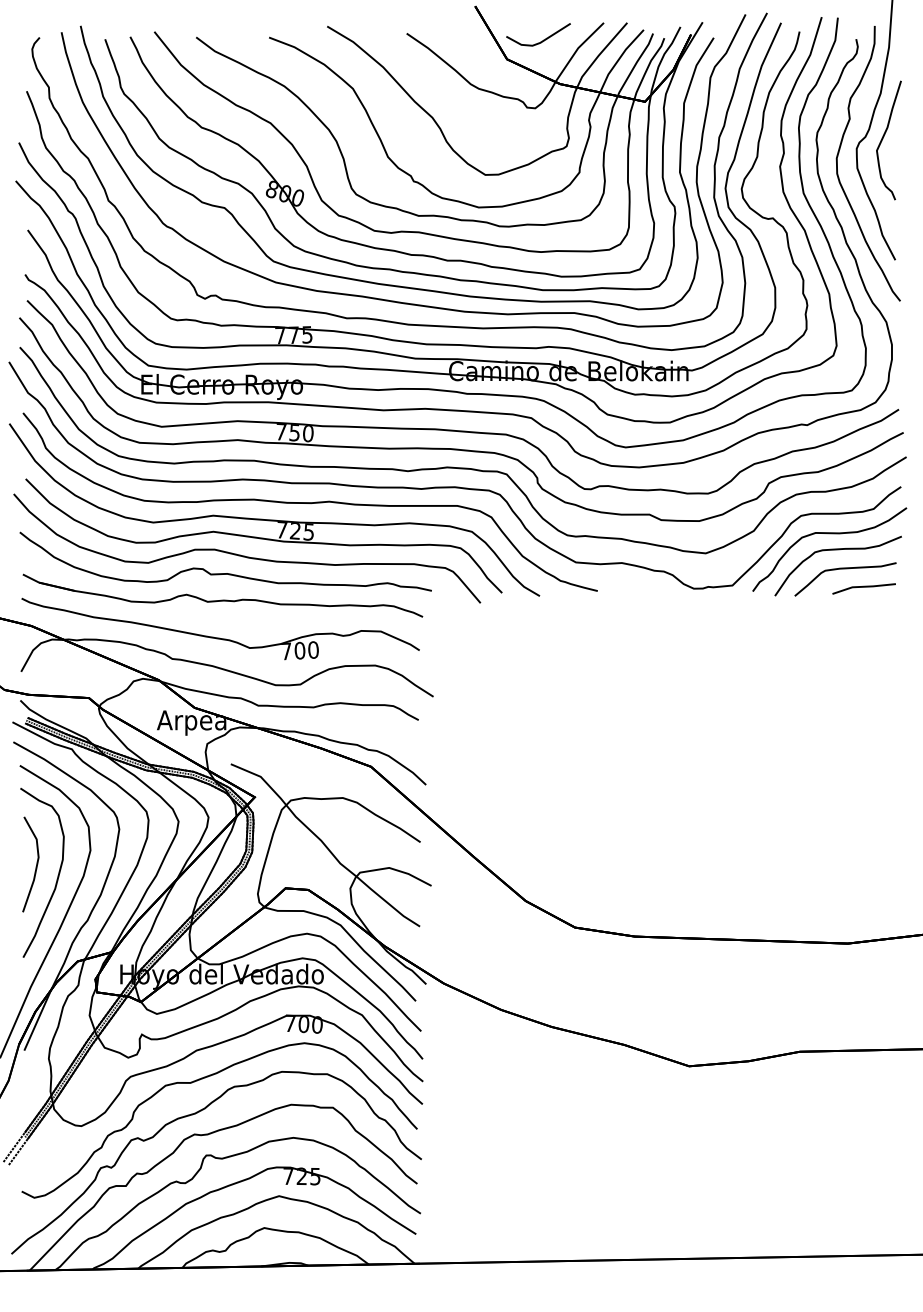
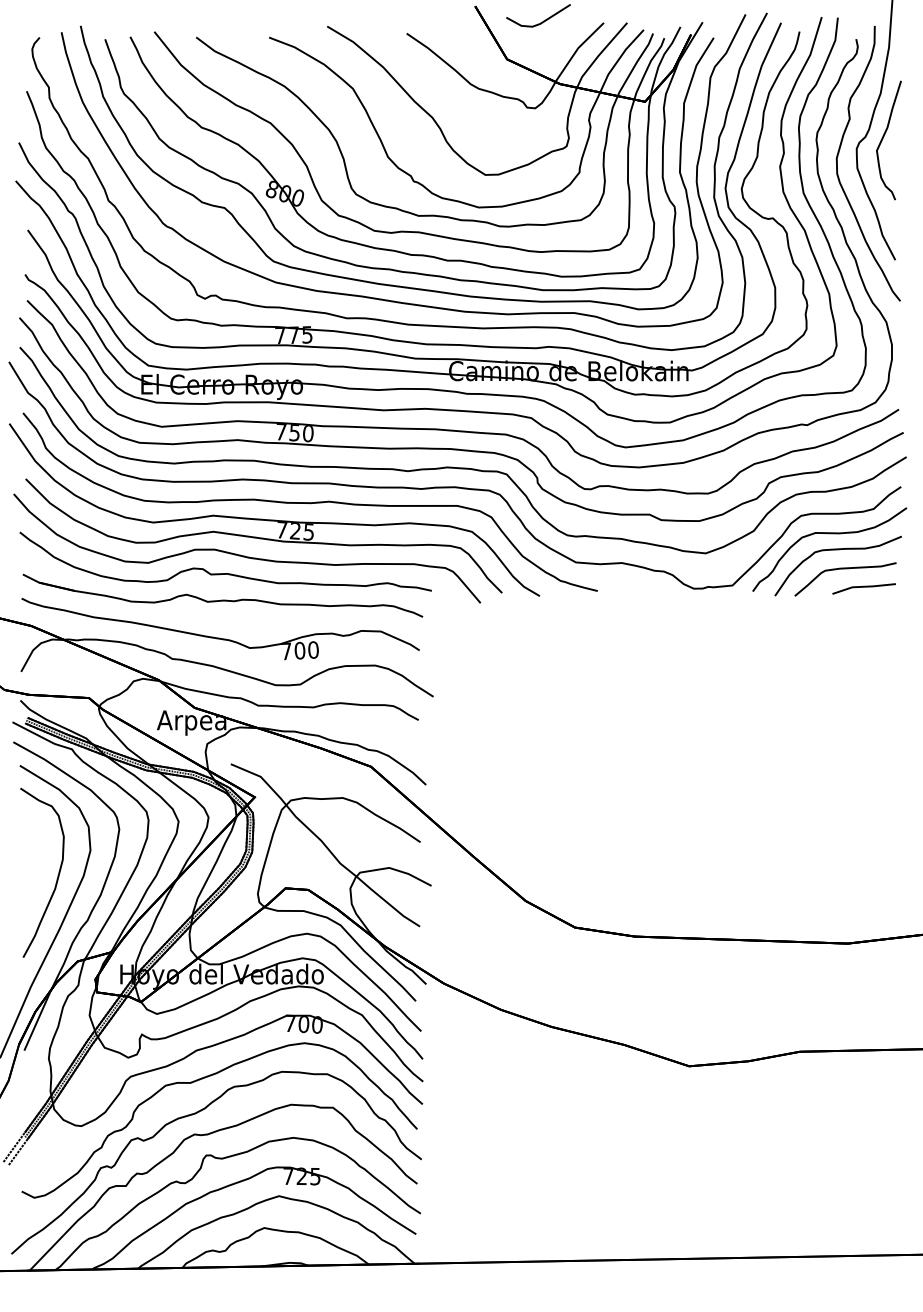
part position: (543, 39) -> (543, 20) (543, 20)
part: present -> none (30, 864)
